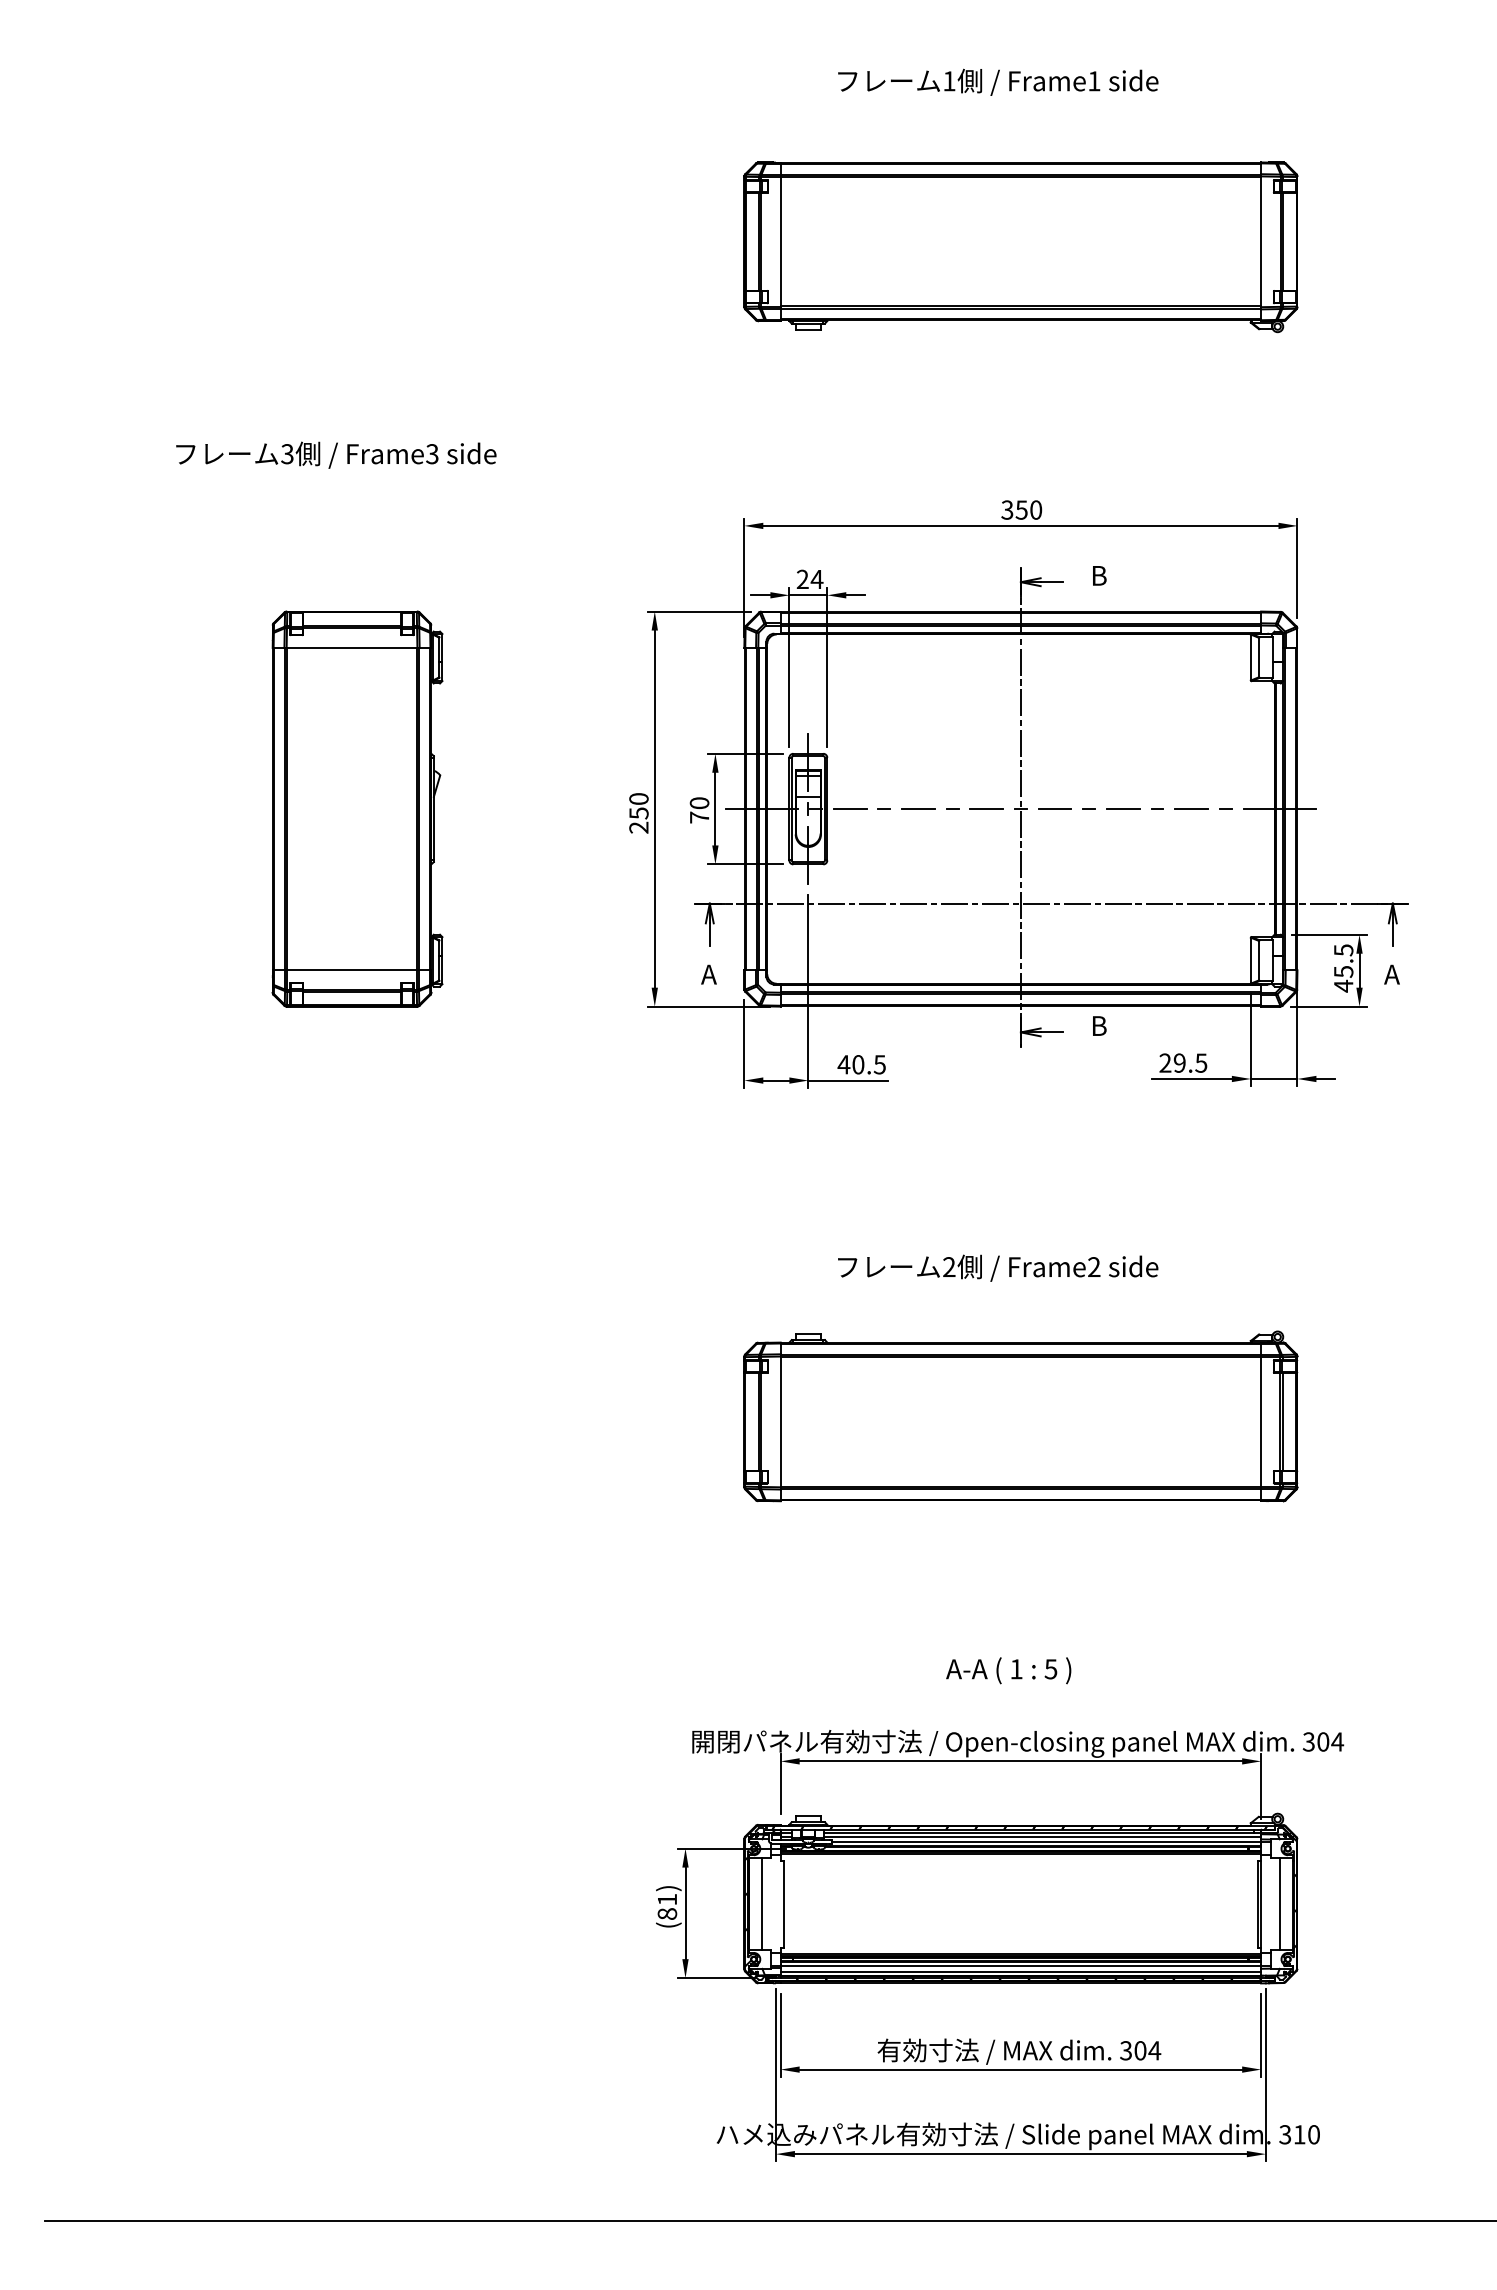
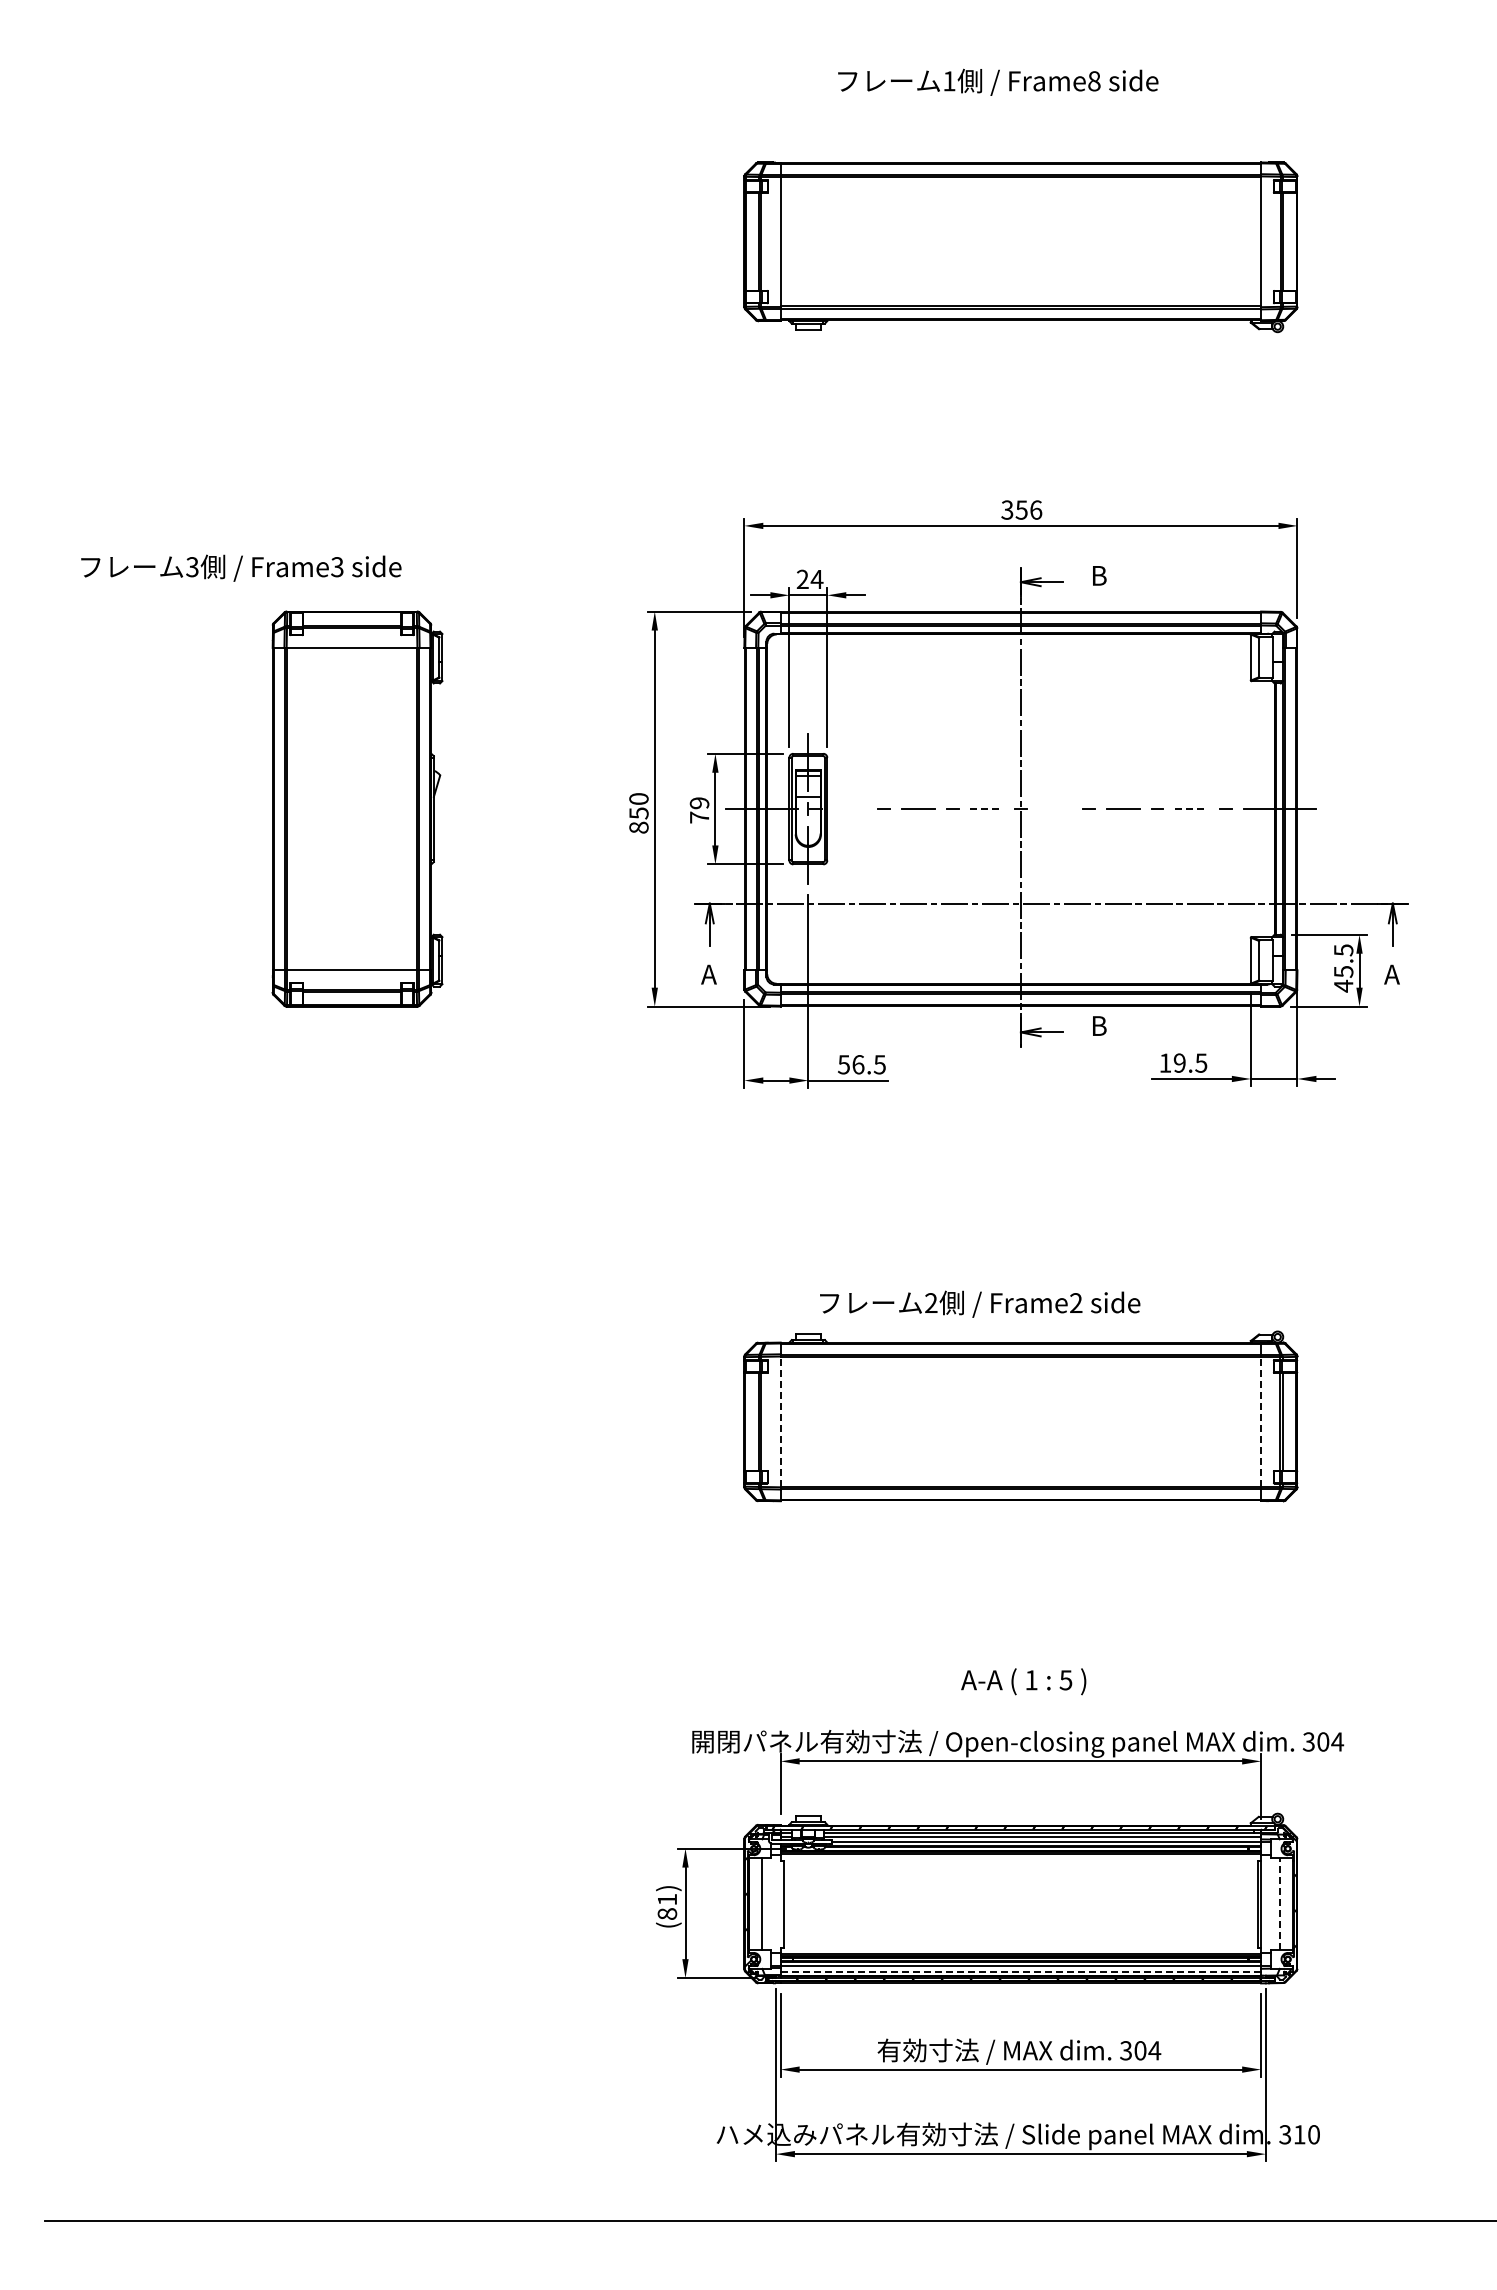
text: Frame1 -> Frame8 (1094, 81)
text position: (336, 454) -> (241, 567) (241, 567)
text: 350 -> 356 (1036, 509)
text: 70 -> 79 (699, 803)
line: present -> none (849, 809)
line: solid -> dashed (987, 809)
line: present -> none (1054, 809)
line: solid -> dashed (1192, 809)
text: 250 -> 850 (638, 827)
text: 29.5 -> 19.5 (1165, 1062)
text: 40.5 -> 56.5 (850, 1064)
text position: (998, 1267) -> (980, 1303) (980, 1303)
line: solid -> dashed (780, 1421)
line: solid -> dashed (1261, 1421)
text position: (1008, 1670) -> (1023, 1681) (1023, 1681)
line: solid -> dashed (1280, 1904)
line: solid -> dashed (1020, 1971)
